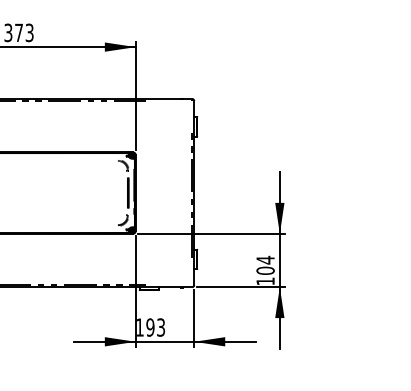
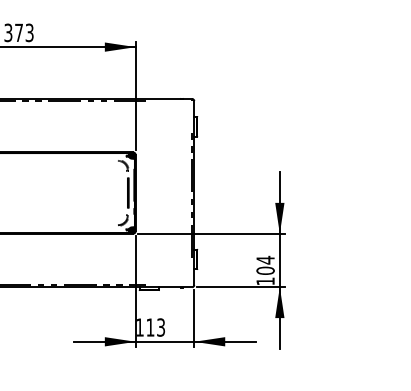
text: 193 -> 113 (150, 327)
